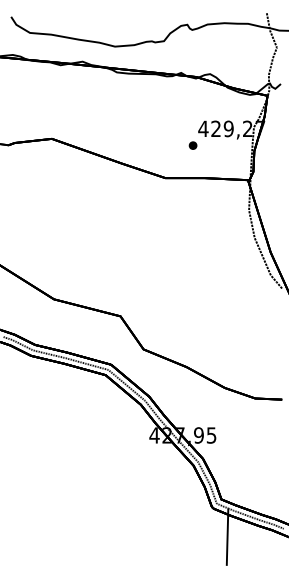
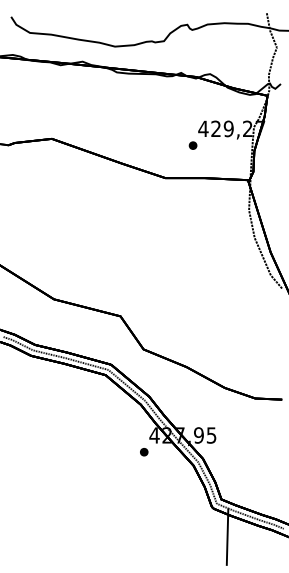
part: none -> present (144, 452)
